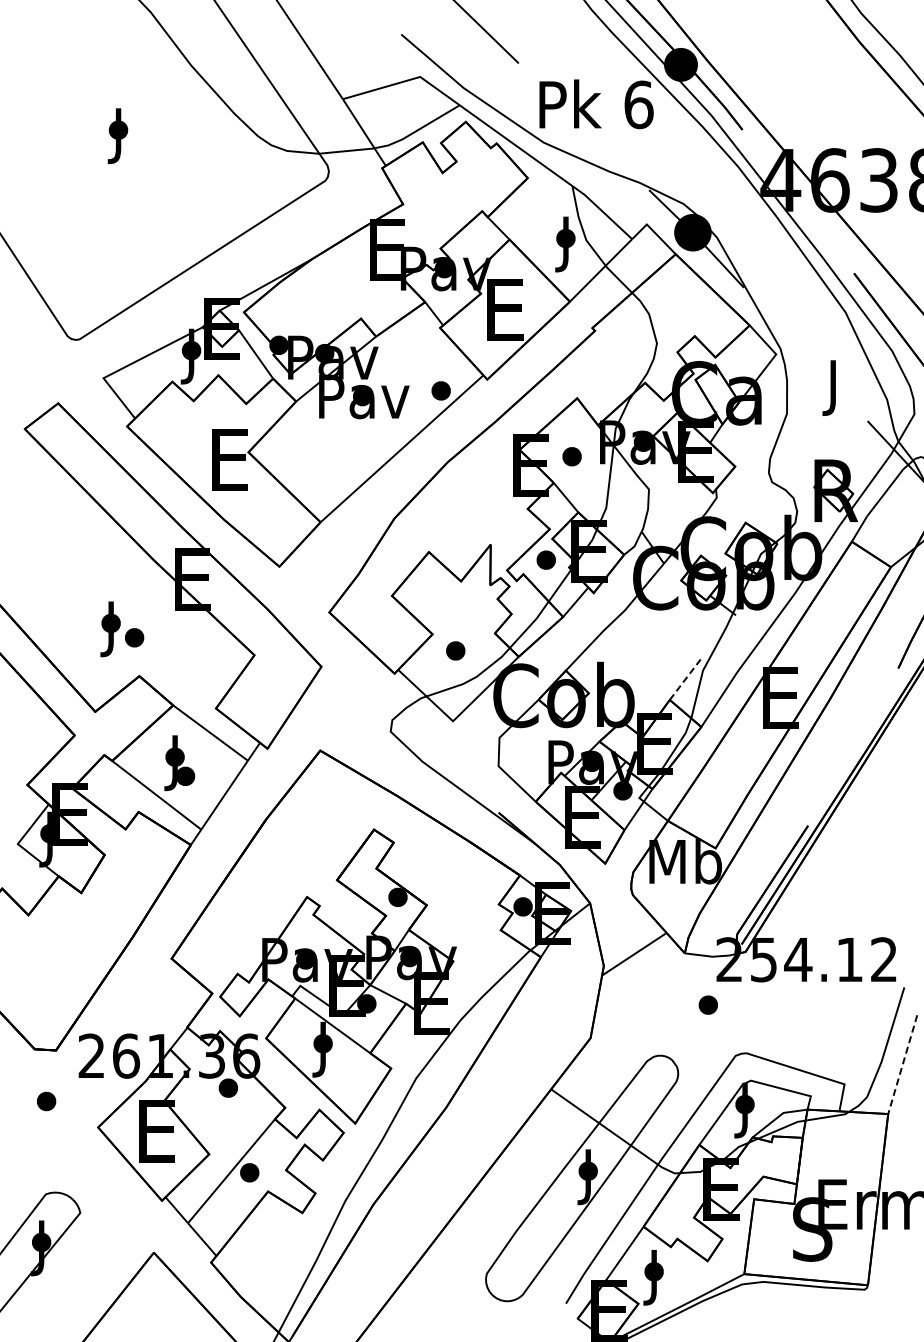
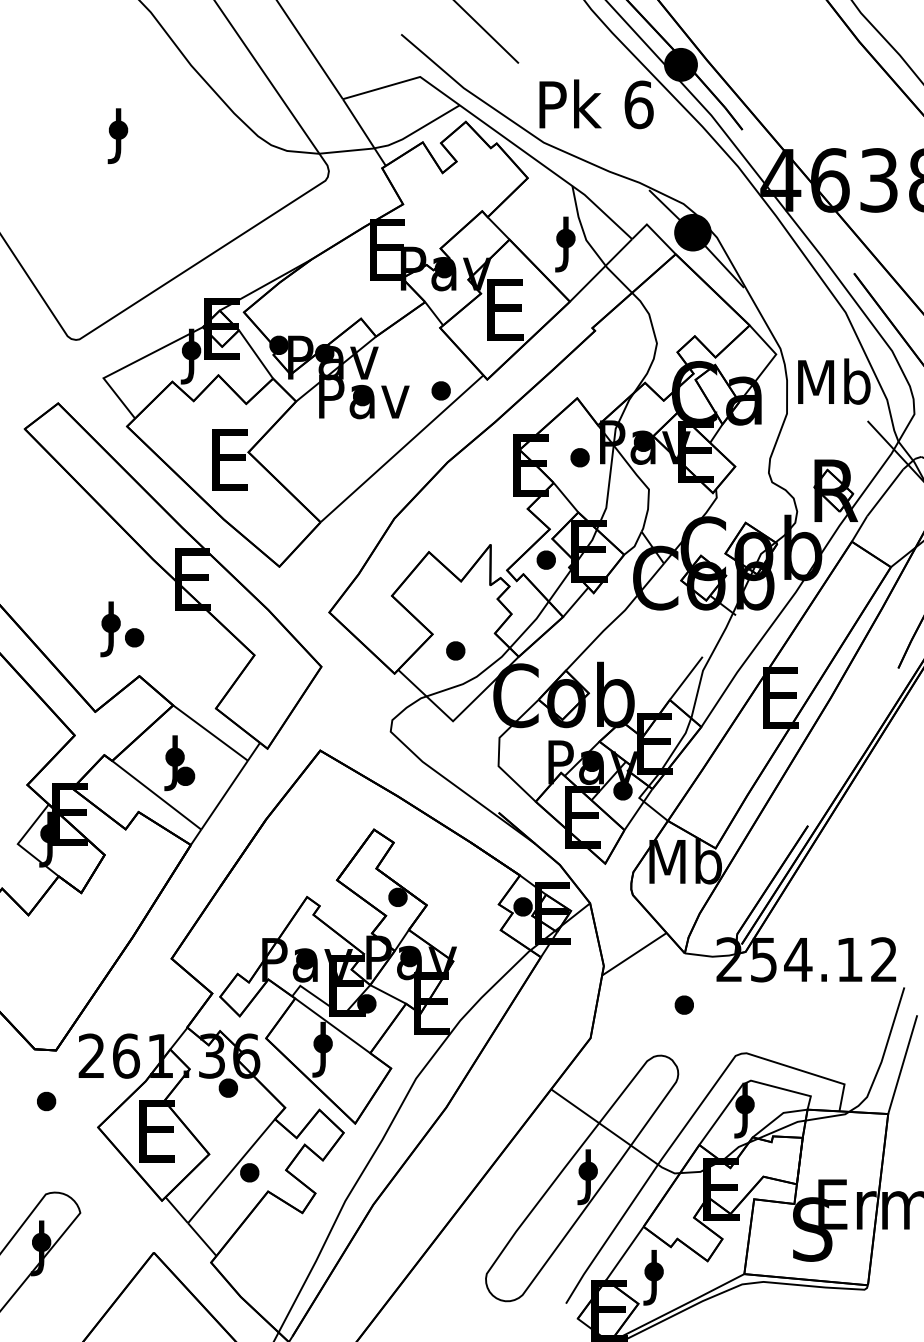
text: J -> Mb (834, 386)
part position: (571, 456) -> (579, 457) (579, 457)
line: dashed -> solid (686, 678)
part position: (707, 1004) -> (683, 1004) (683, 1004)
line: dashed -> solid (902, 1065)
